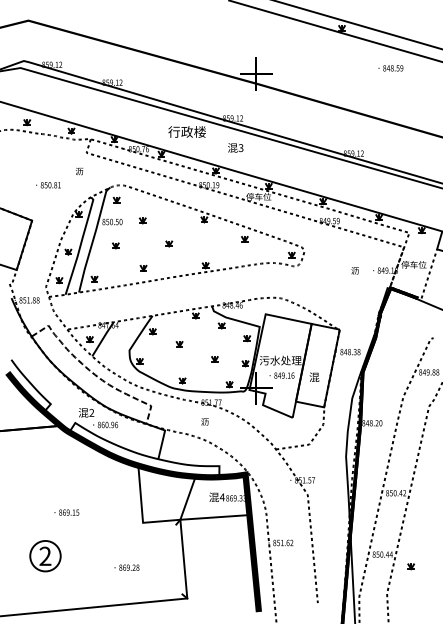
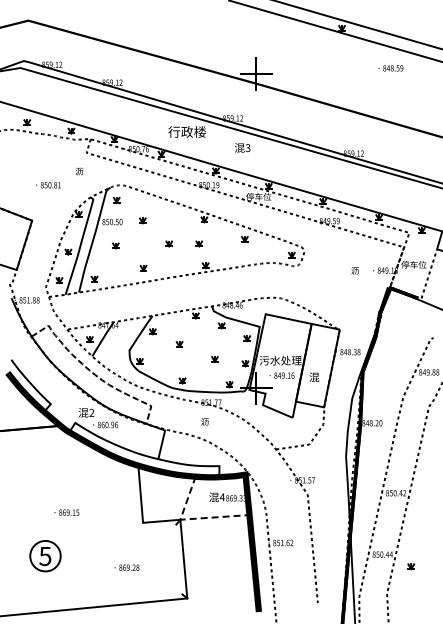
text position: (235, 147) -> (242, 147) (242, 147)
part: none -> present (199, 243)
line: solid -> dashed (192, 518)
text: 2 -> 5 (45, 556)
